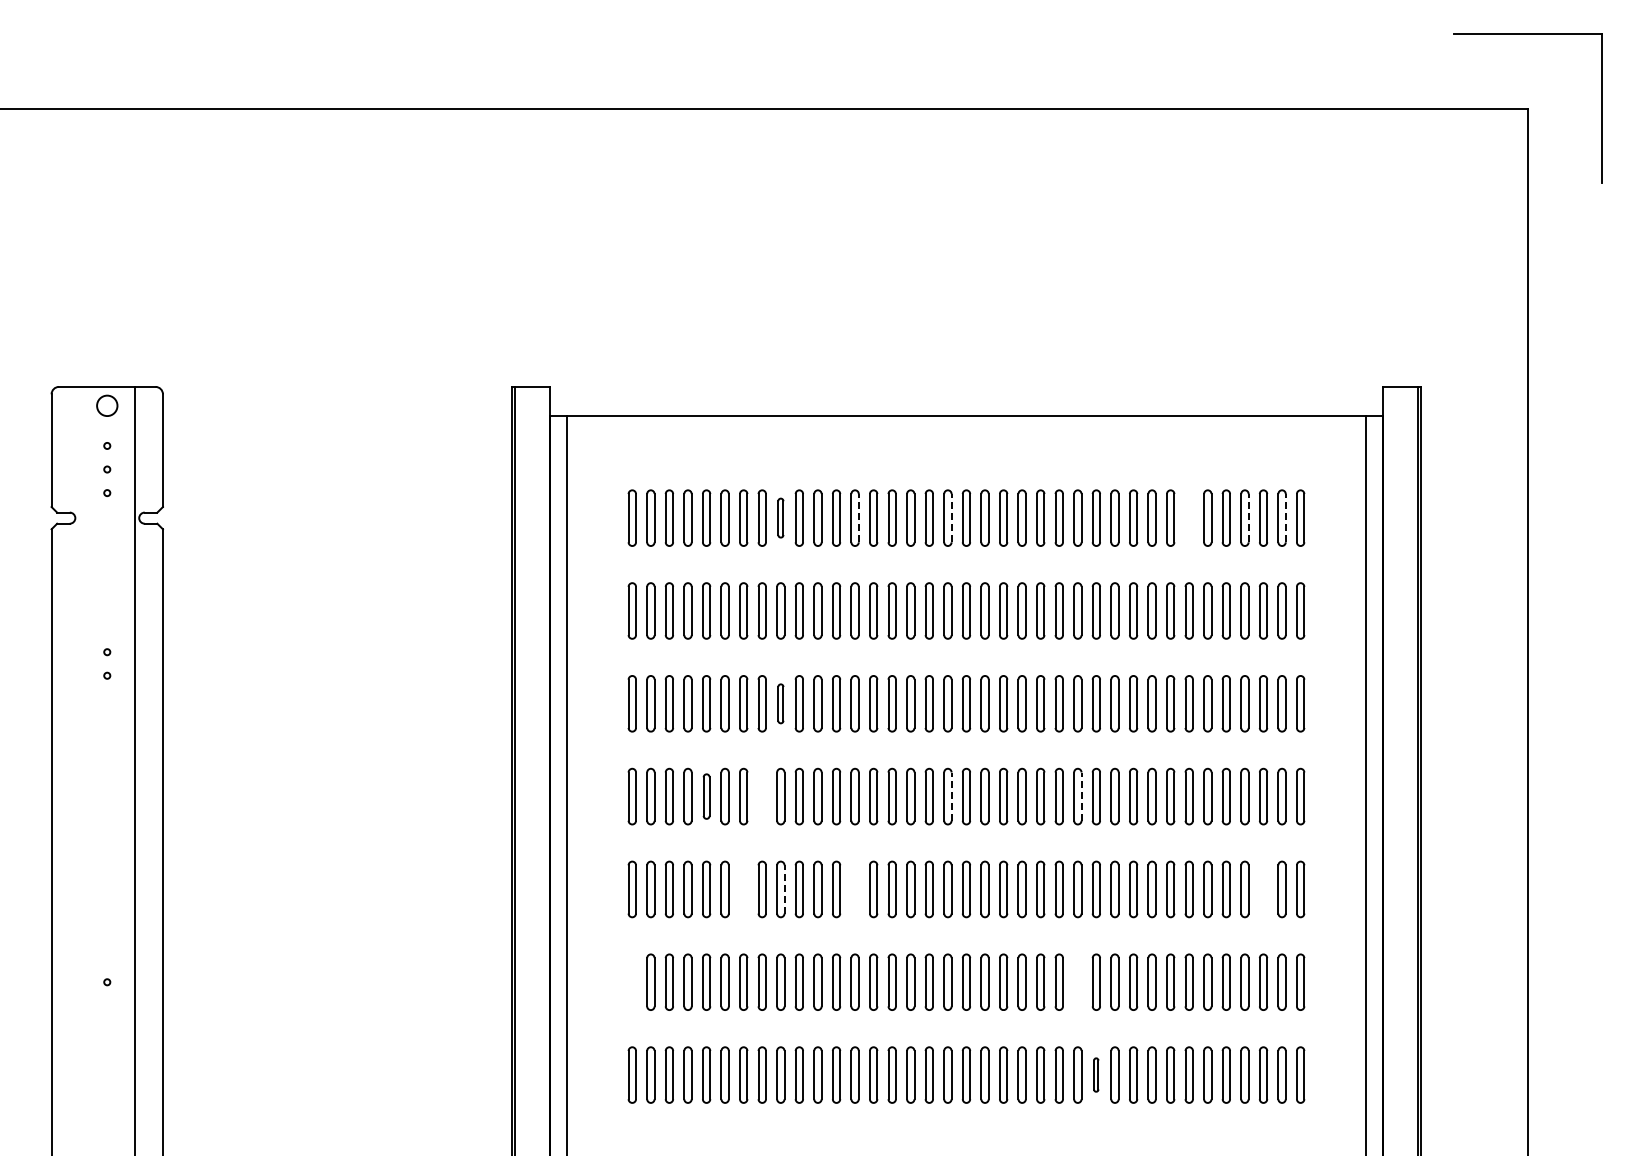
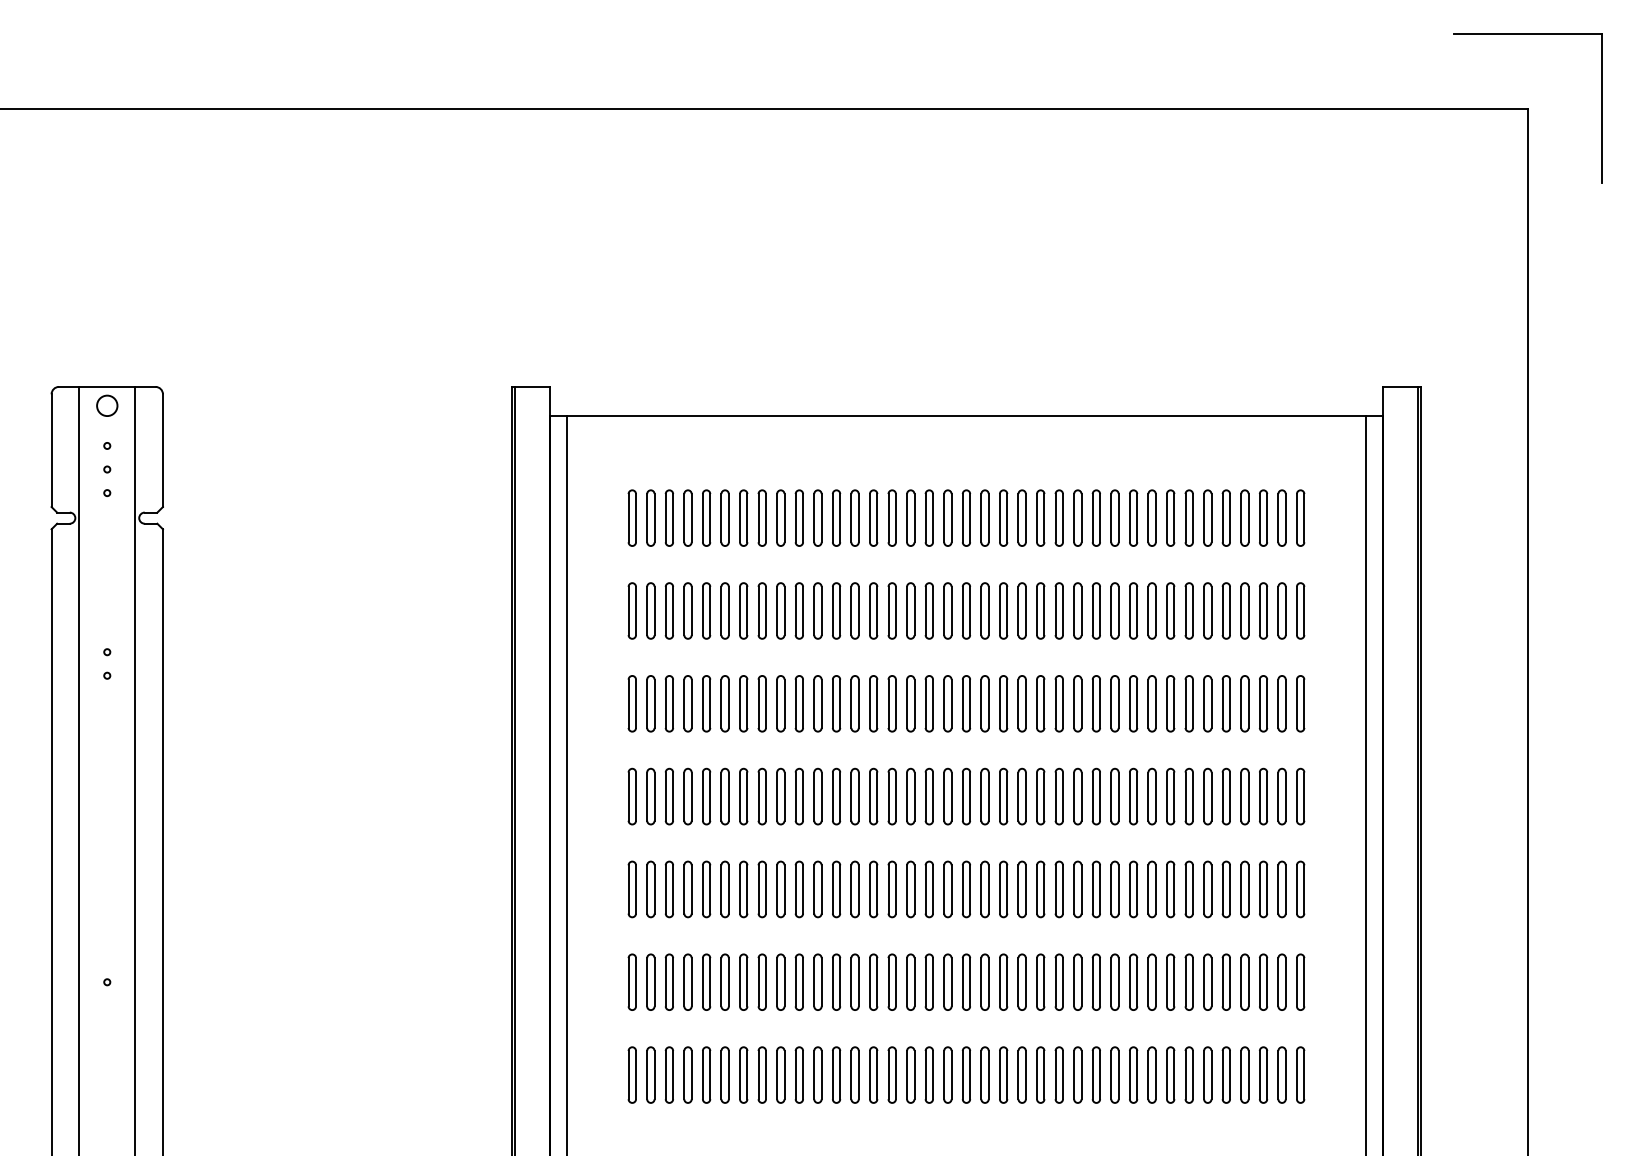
part size: 8x42 px -> 10x58 px (780, 517)
line: dashed -> solid (858, 517)
line: dashed -> solid (951, 517)
part: none -> present (1188, 517)
line: dashed -> solid (1248, 517)
line: dashed -> solid (1285, 517)
part size: 8x42 px -> 10x58 px (780, 703)
line: none -> present (79, 769)
part size: 9x47 px -> 10x59 px (706, 796)
part: none -> present (761, 796)
line: dashed -> solid (951, 796)
line: dashed -> solid (1081, 796)
line: dashed -> solid (784, 888)
part: none -> present (743, 889)
part: none -> present (854, 889)
part: none -> present (1263, 889)
part: none -> present (631, 981)
part: none -> present (1077, 981)
part size: 7x36 px -> 10x58 px (1095, 1074)
